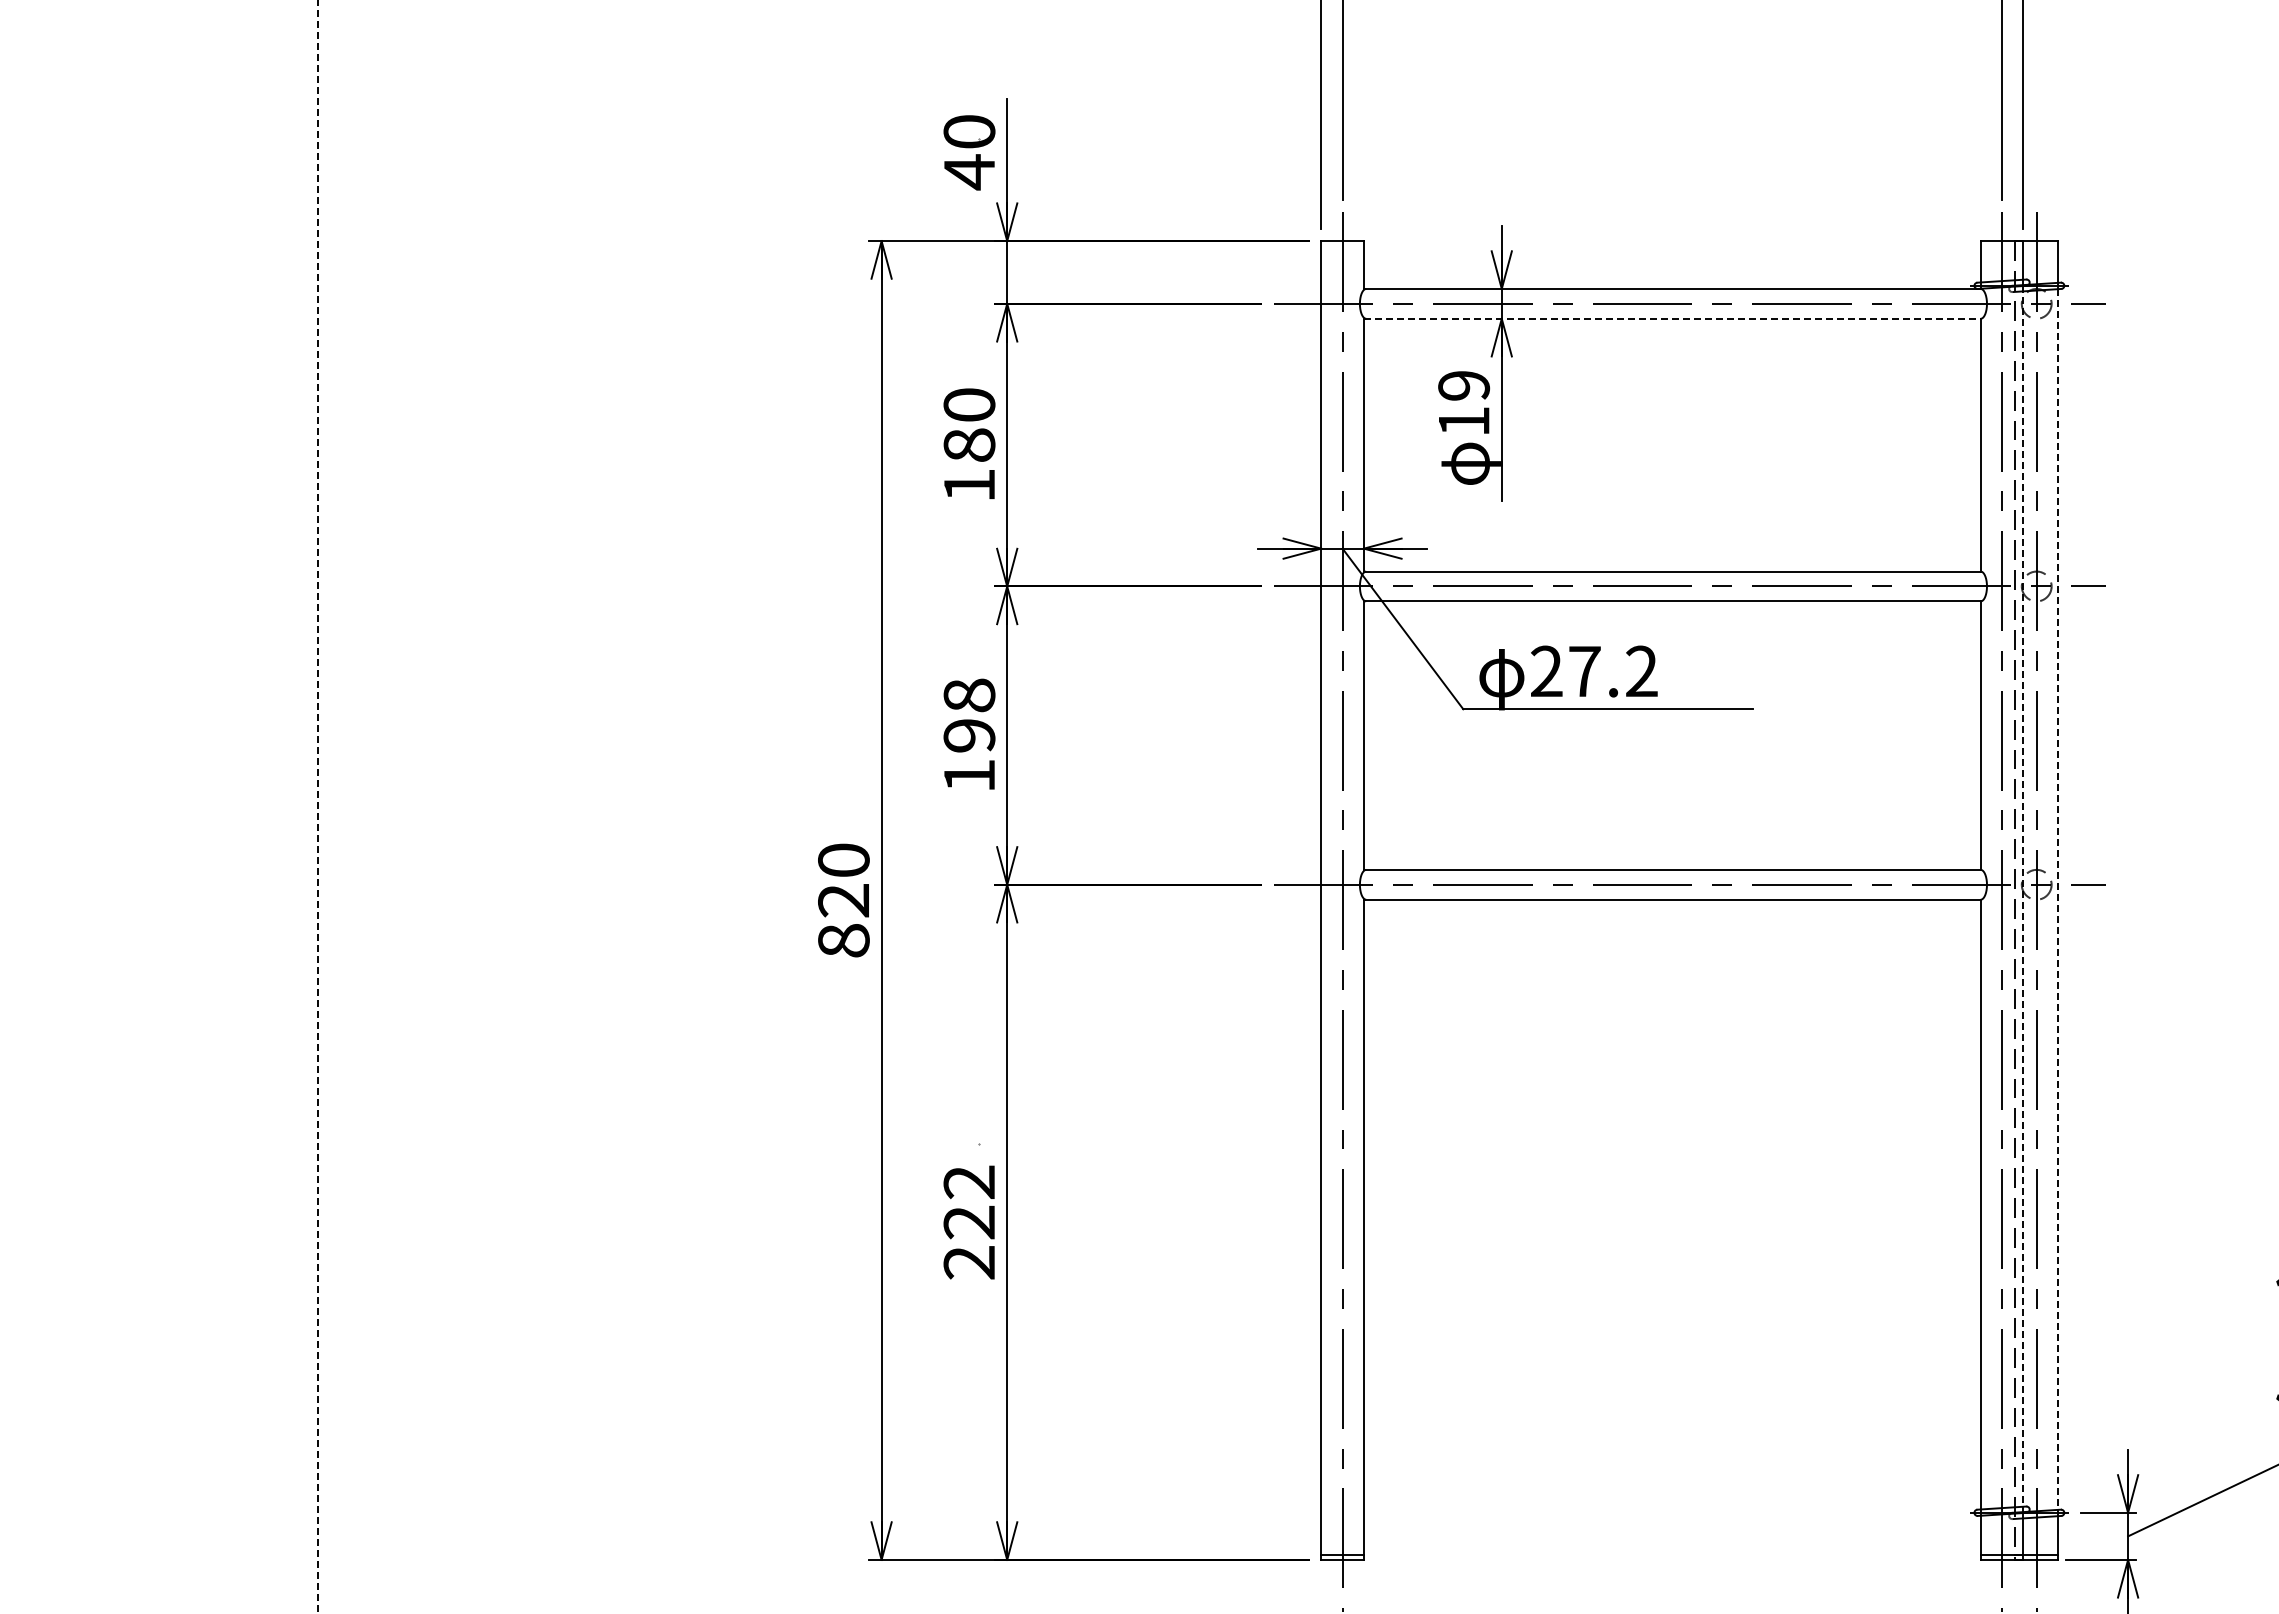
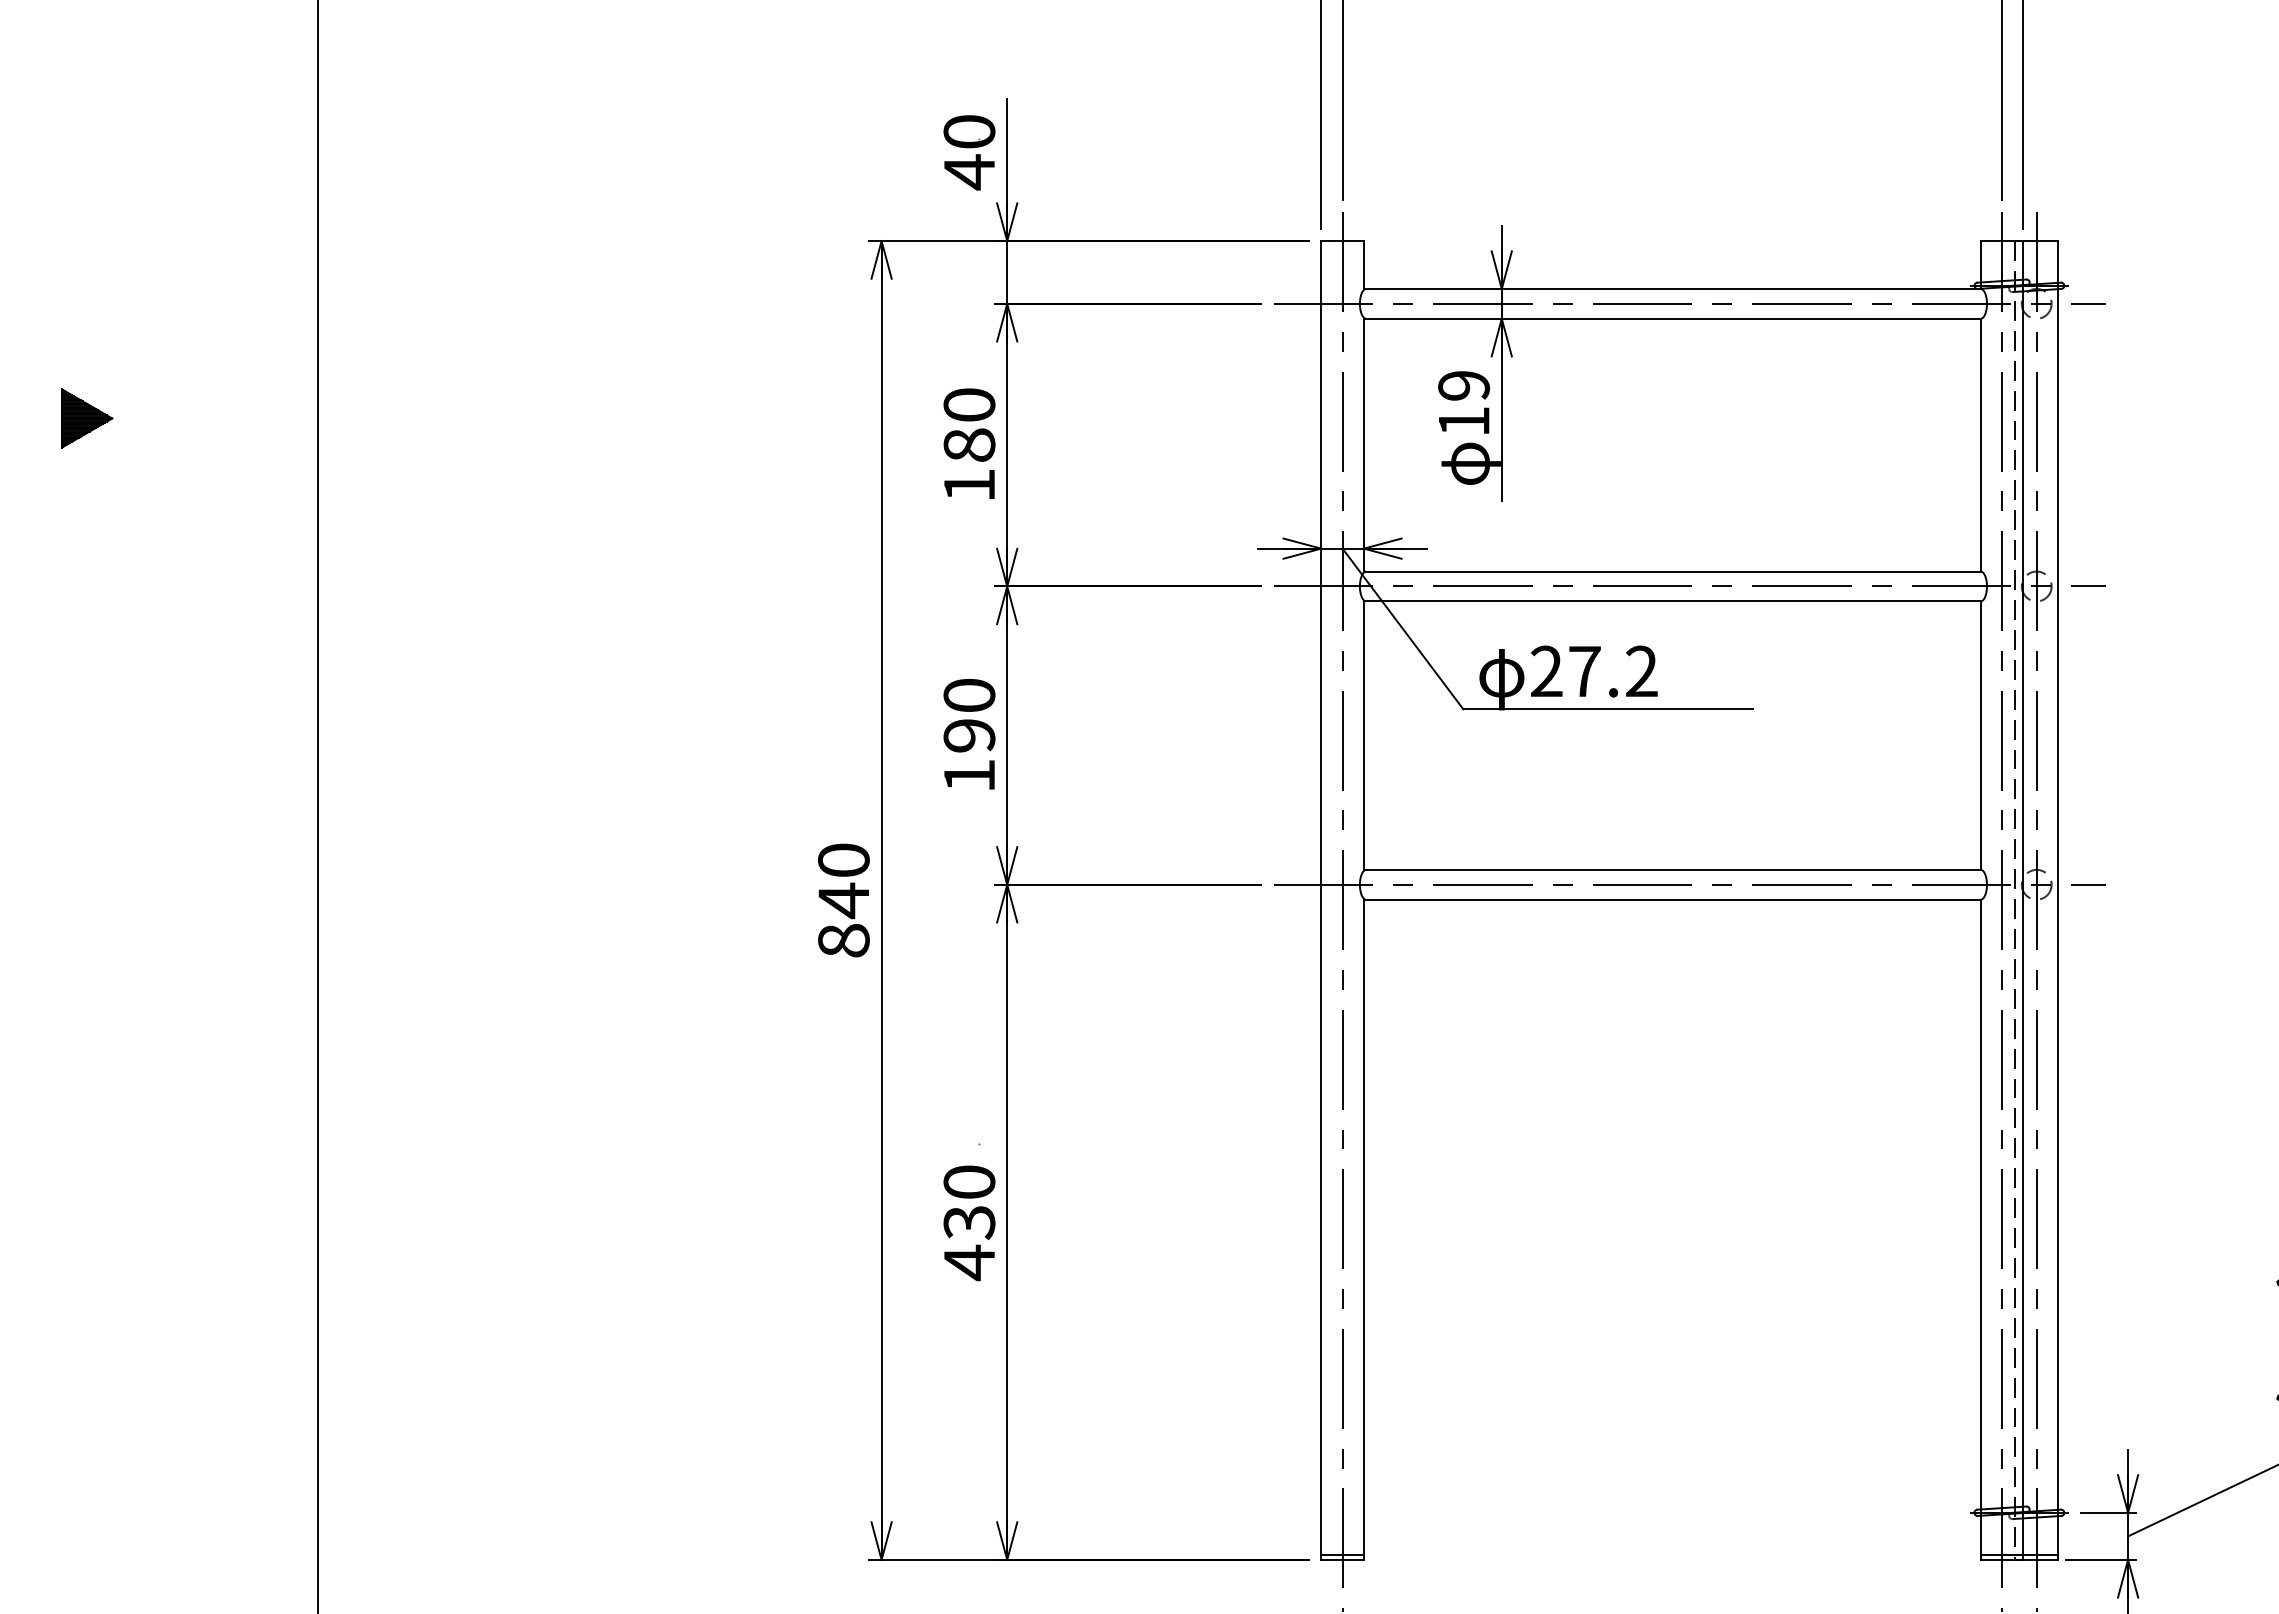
line: dashed -> solid (1672, 318)
part: none -> present (87, 418)
text: 198 -> 190 (969, 695)
line: dashed -> solid (317, 807)
line: dashed -> solid (2023, 896)
text: 820 -> 840 (843, 900)
line: dashed -> solid (2058, 900)
text: 222 -> 430 (969, 1223)
